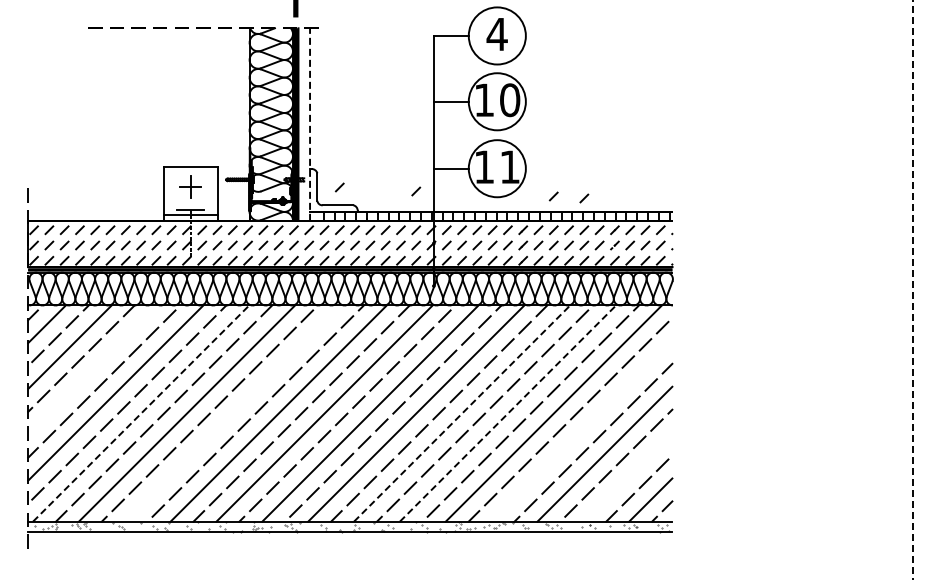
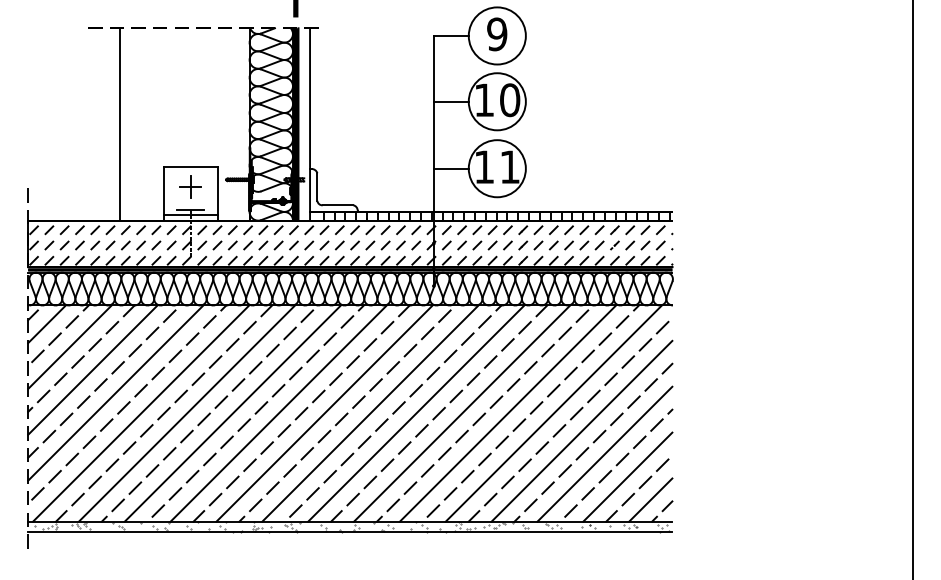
text: 4 -> 9 (496, 34)
line: none -> present (120, 124)
line: dashed -> solid (310, 124)
line: present -> none (339, 187)
line: present -> none (416, 191)
line: present -> none (553, 196)
line: present -> none (584, 198)
line: dashed -> solid (912, 289)
line: none -> present (92, 369)
line: dashed -> solid (141, 413)
line: none -> present (232, 413)
line: dashed -> solid (462, 413)
line: dashed -> solid (508, 413)
line: none -> present (581, 430)
line: none -> present (627, 476)
